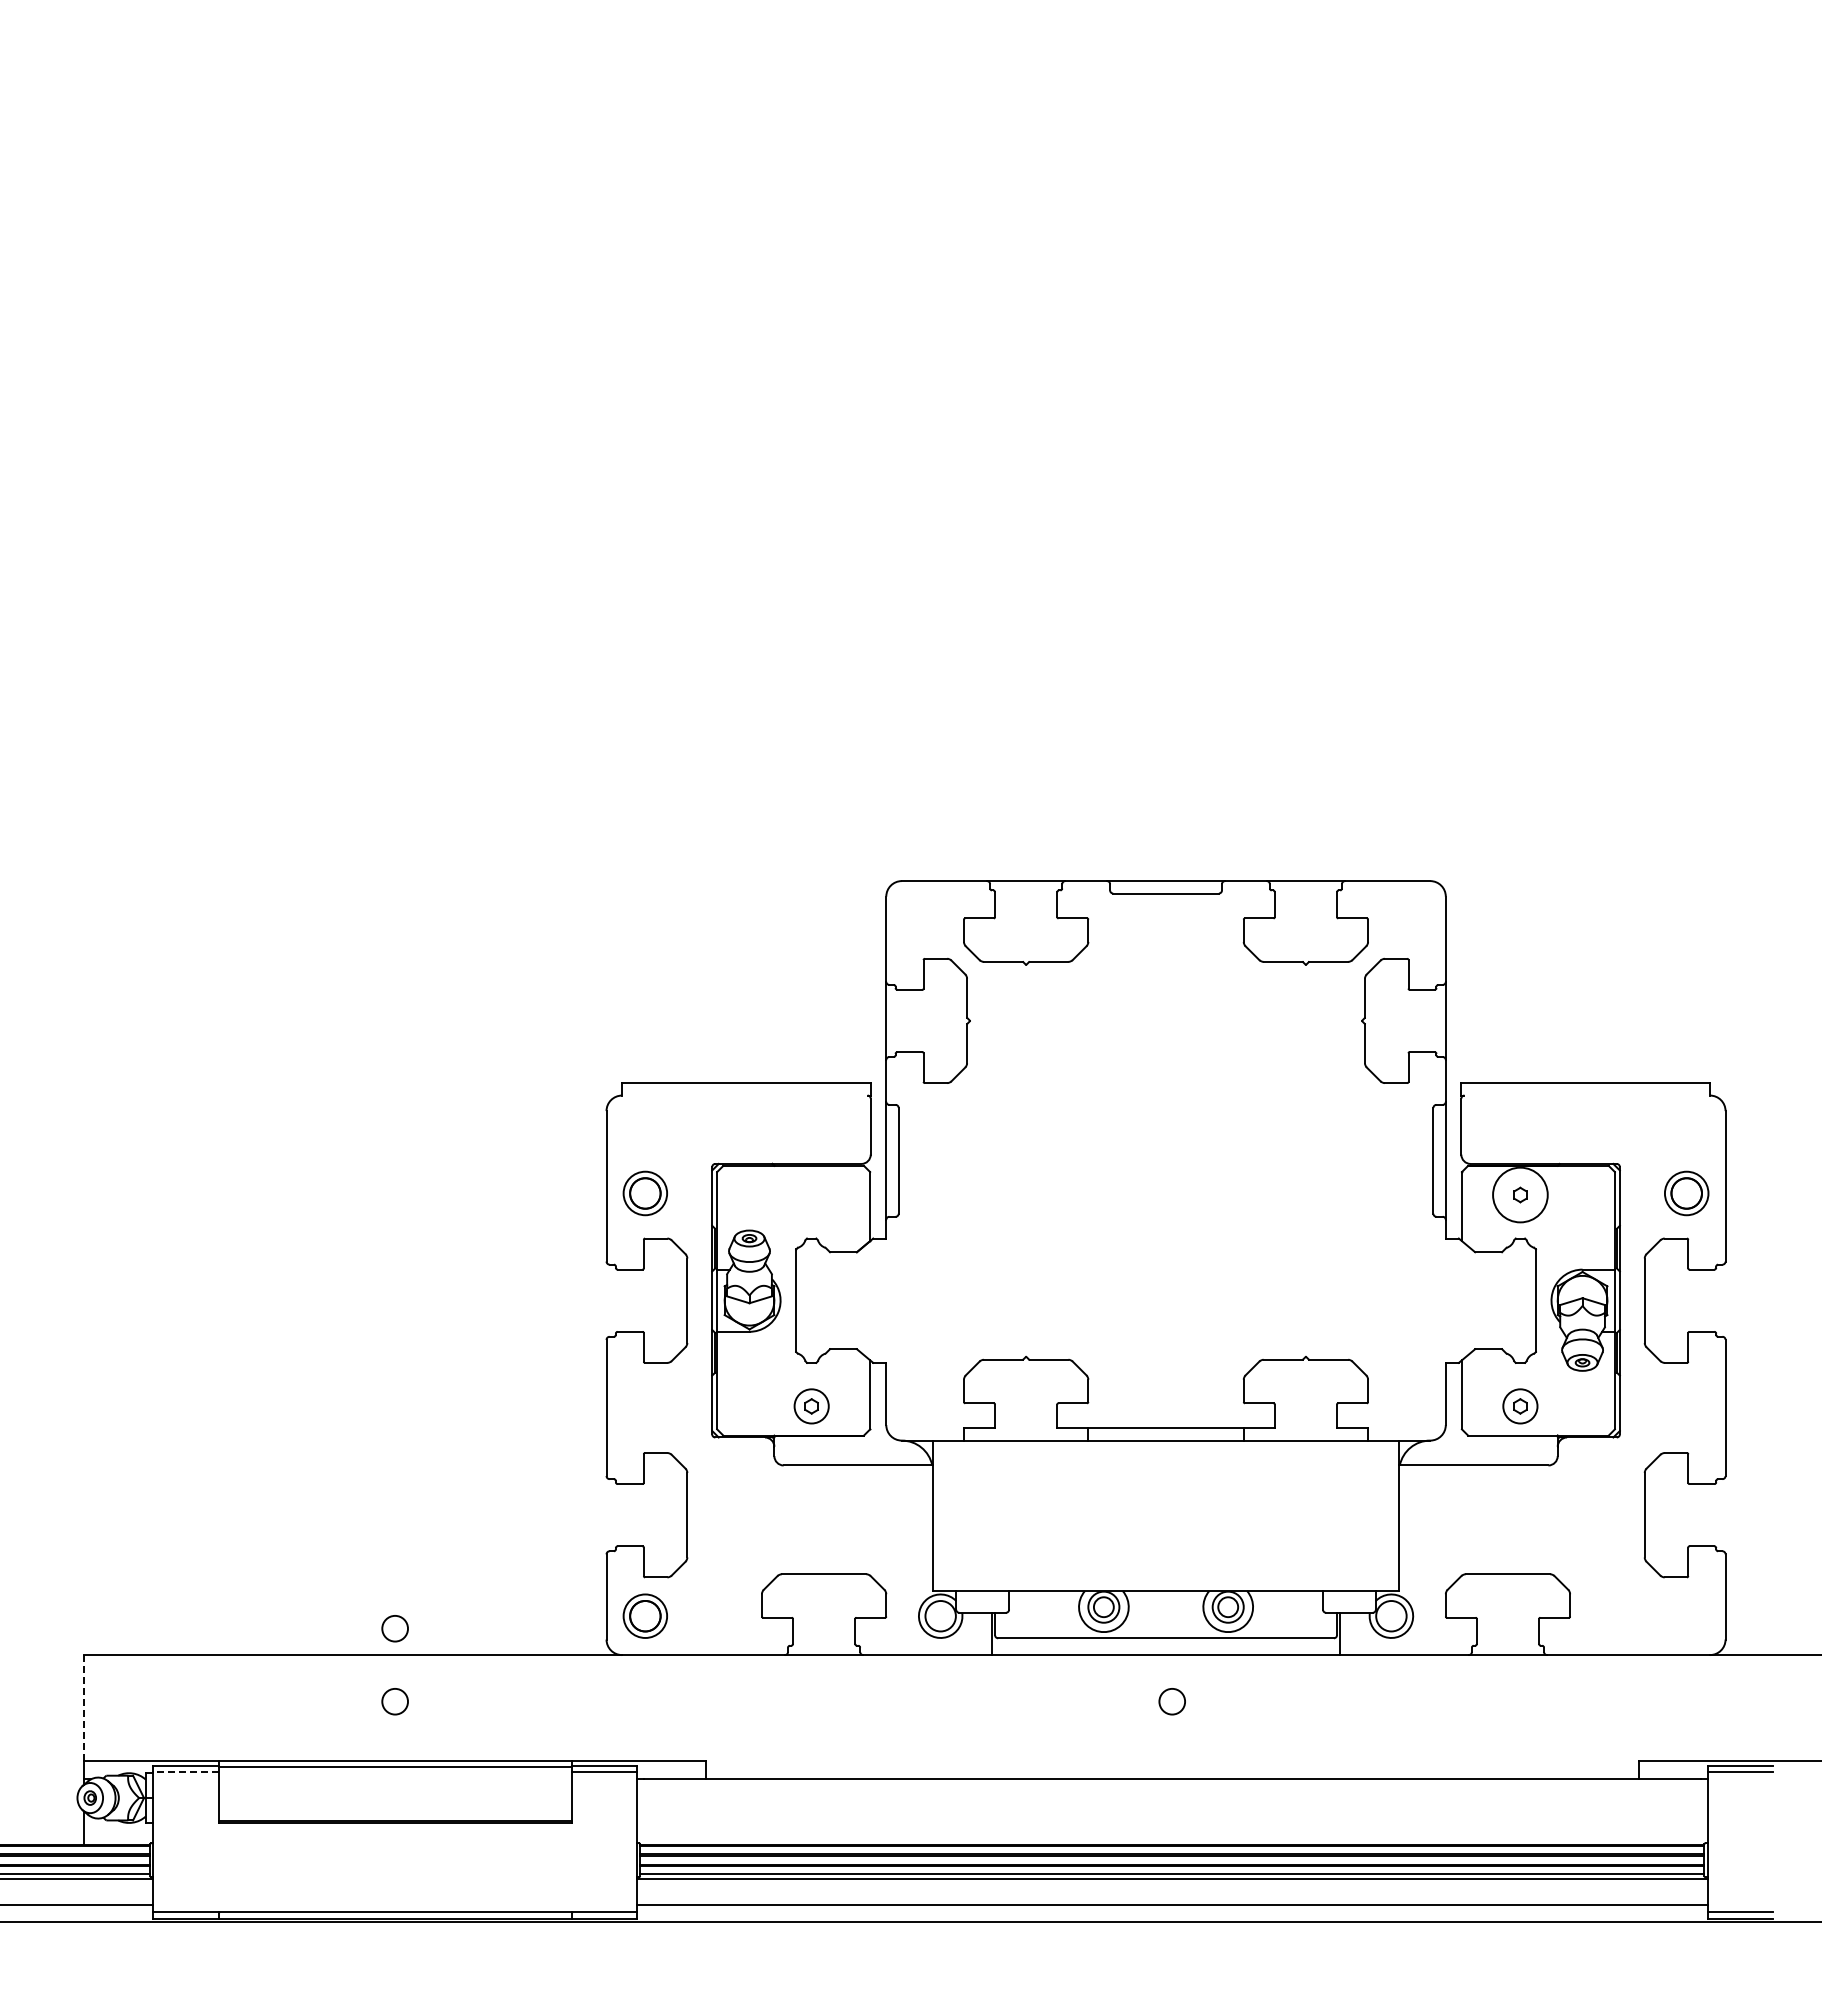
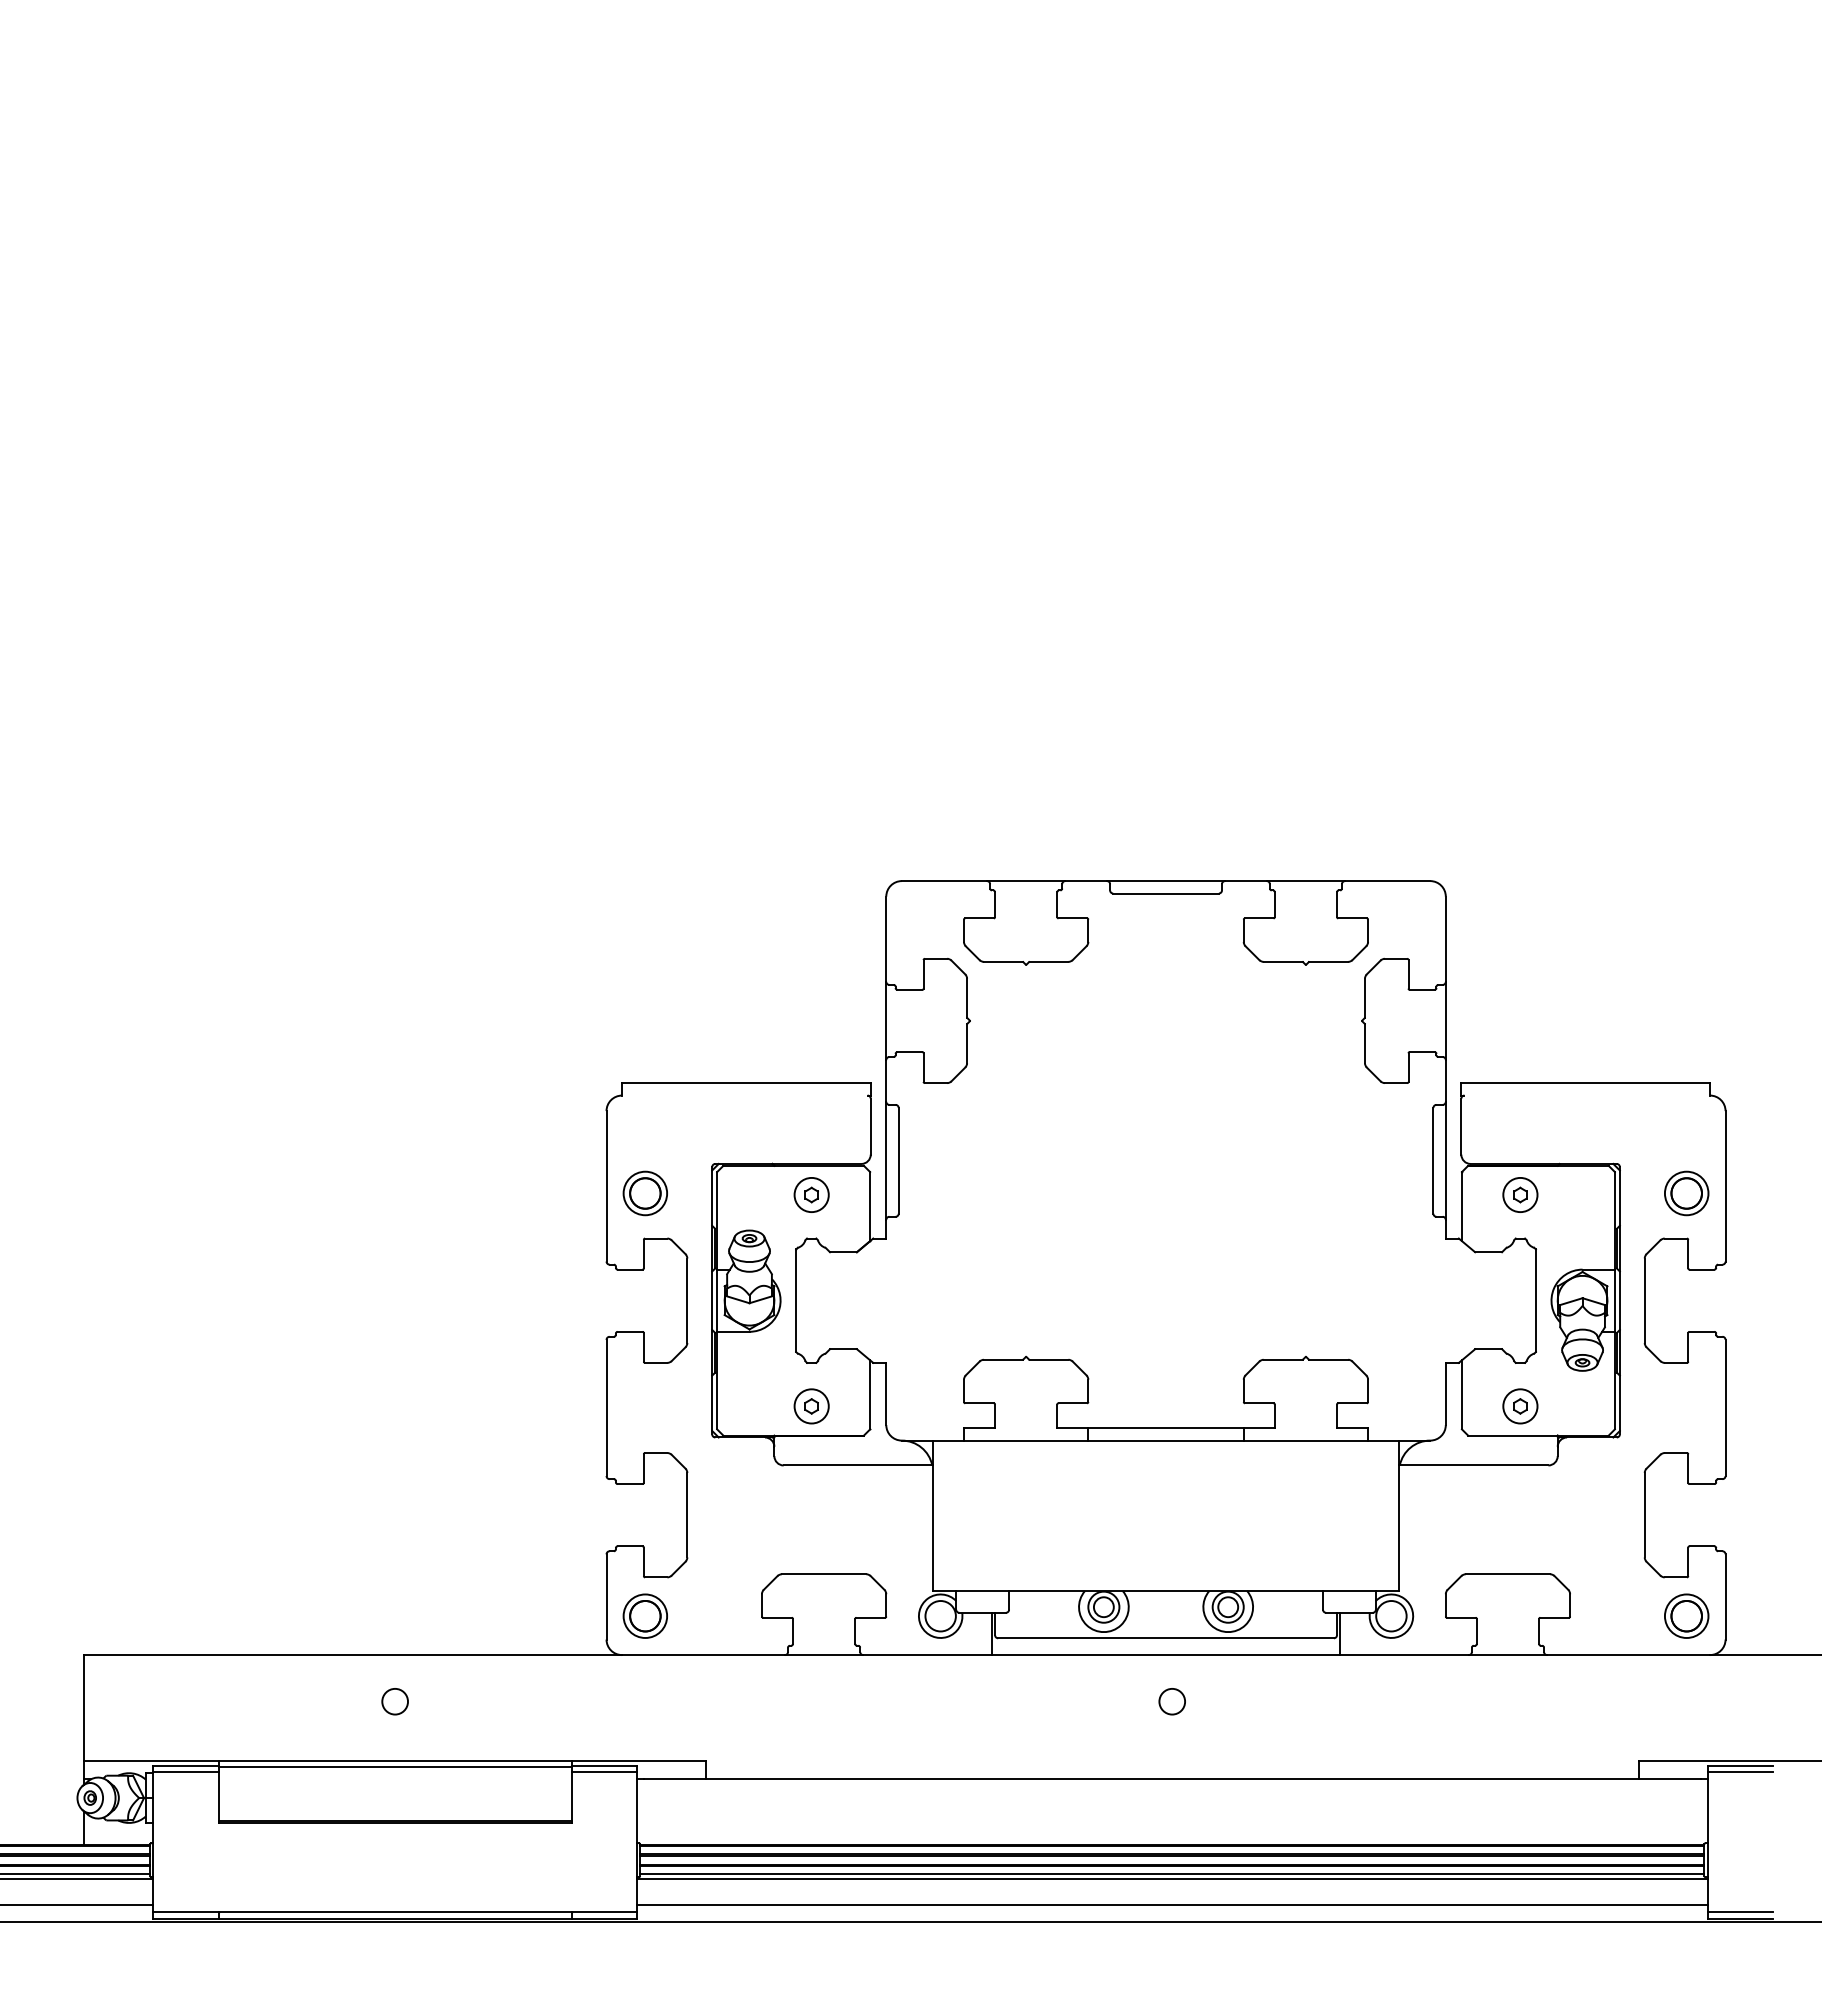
part: none -> present (811, 1194)
circle diameter: 55 px -> 34 px (1520, 1194)
part: none -> present (1686, 1615)
circle: present -> none (394, 1628)
line: dashed -> solid (84, 1707)
line: dashed -> solid (185, 1771)
